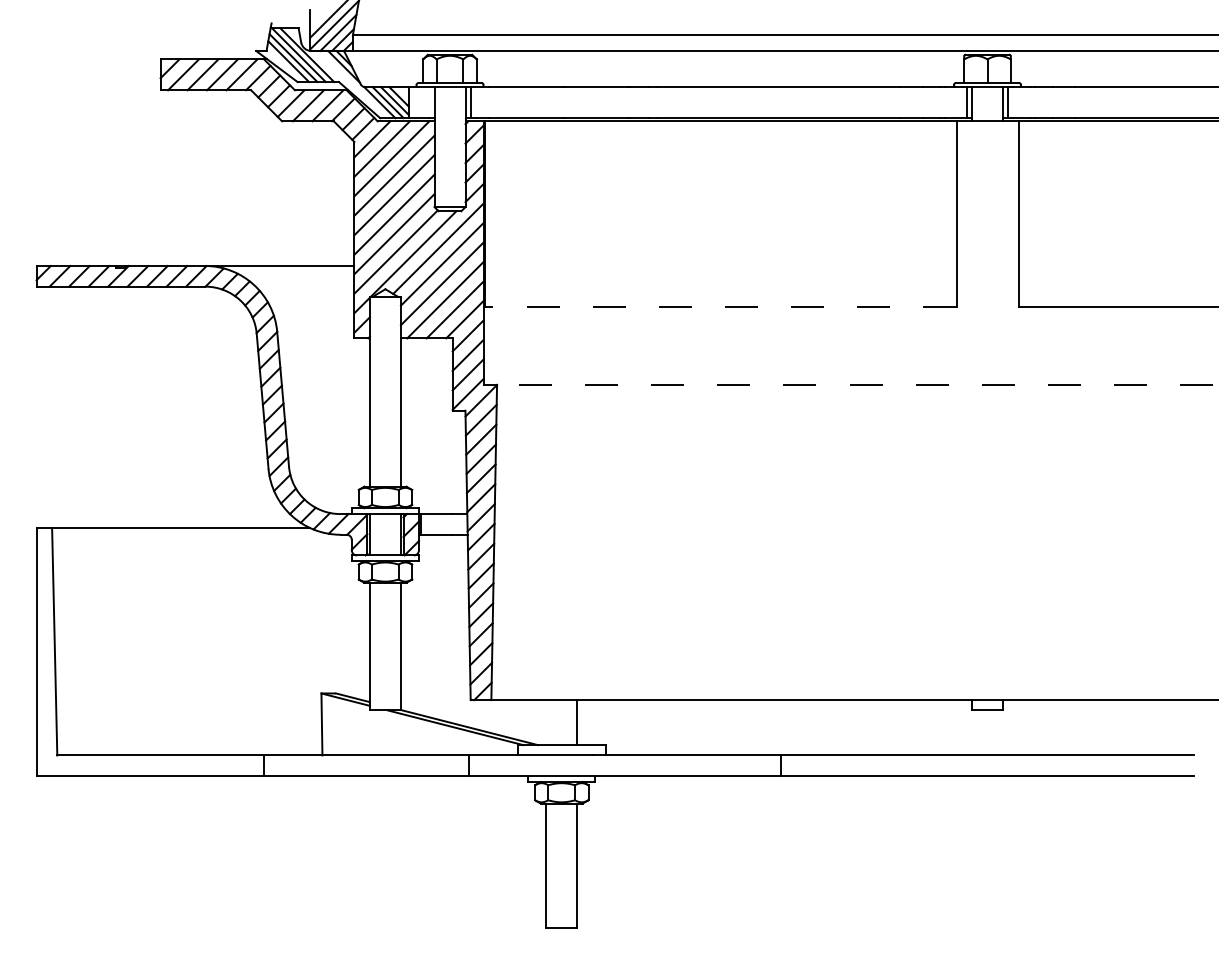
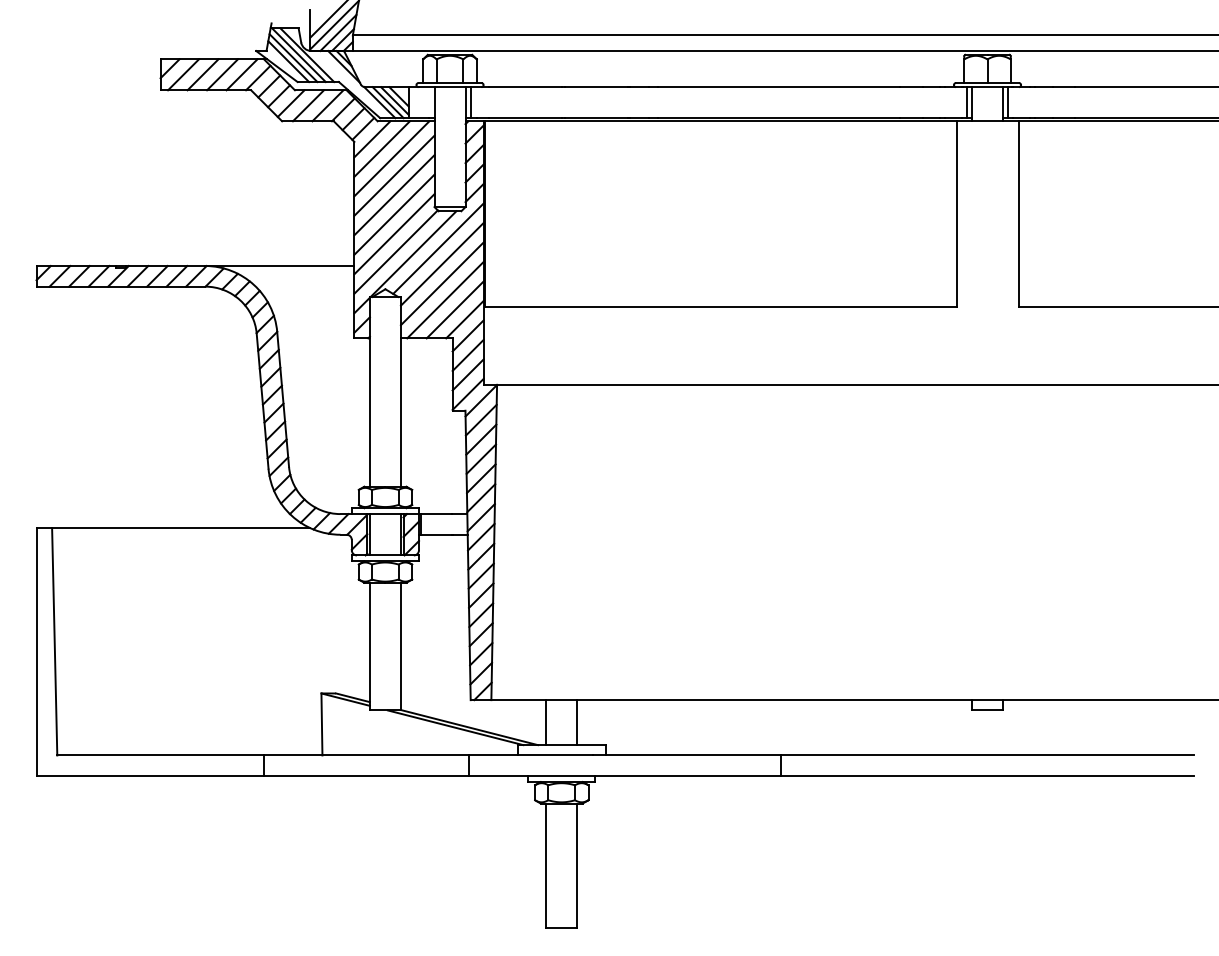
line: dashed -> solid (720, 307)
line: dashed -> solid (857, 384)
line: none -> present (546, 722)
